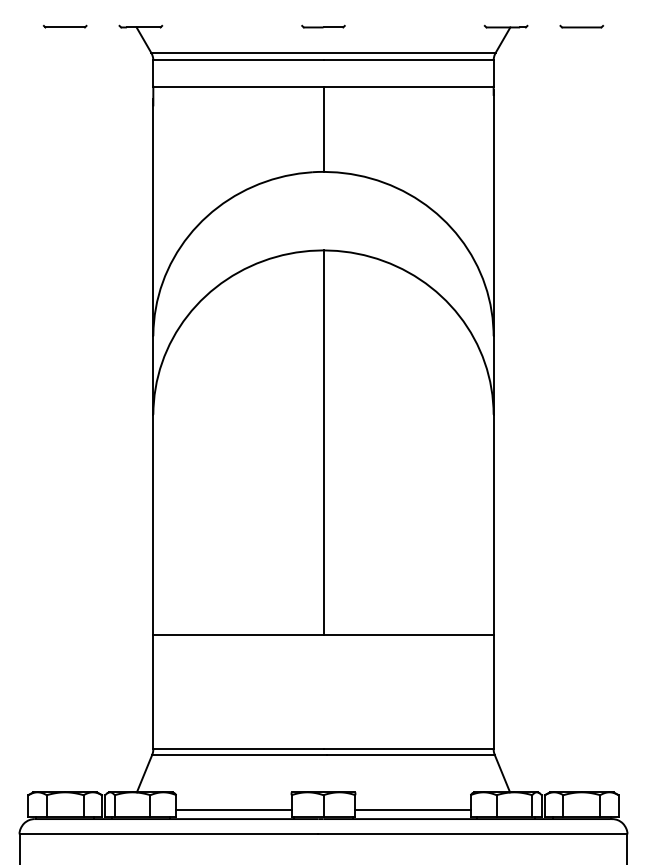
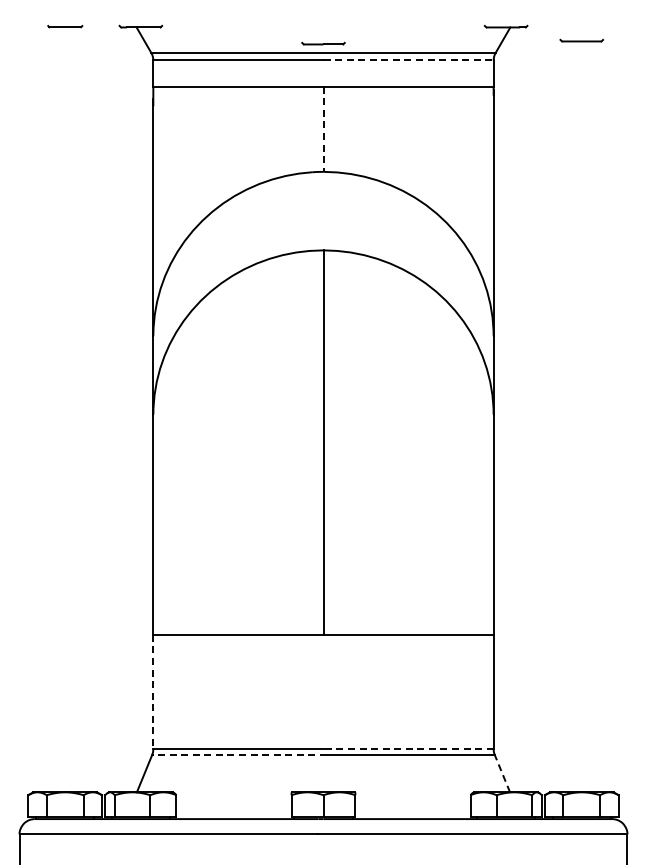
part size: 45x5 px -> 37x4 px (65, 26)
part position: (323, 26) -> (323, 43) (323, 43)
line position: (581, 26) -> (581, 40) (581, 40)
line: solid -> dashed (409, 60)
line: solid -> dashed (323, 129)
line: solid -> dashed (153, 692)
line: solid -> dashed (408, 749)
line: solid -> dashed (239, 755)
line: solid -> dashed (502, 773)
line: present -> none (233, 809)
line: present -> none (412, 809)
